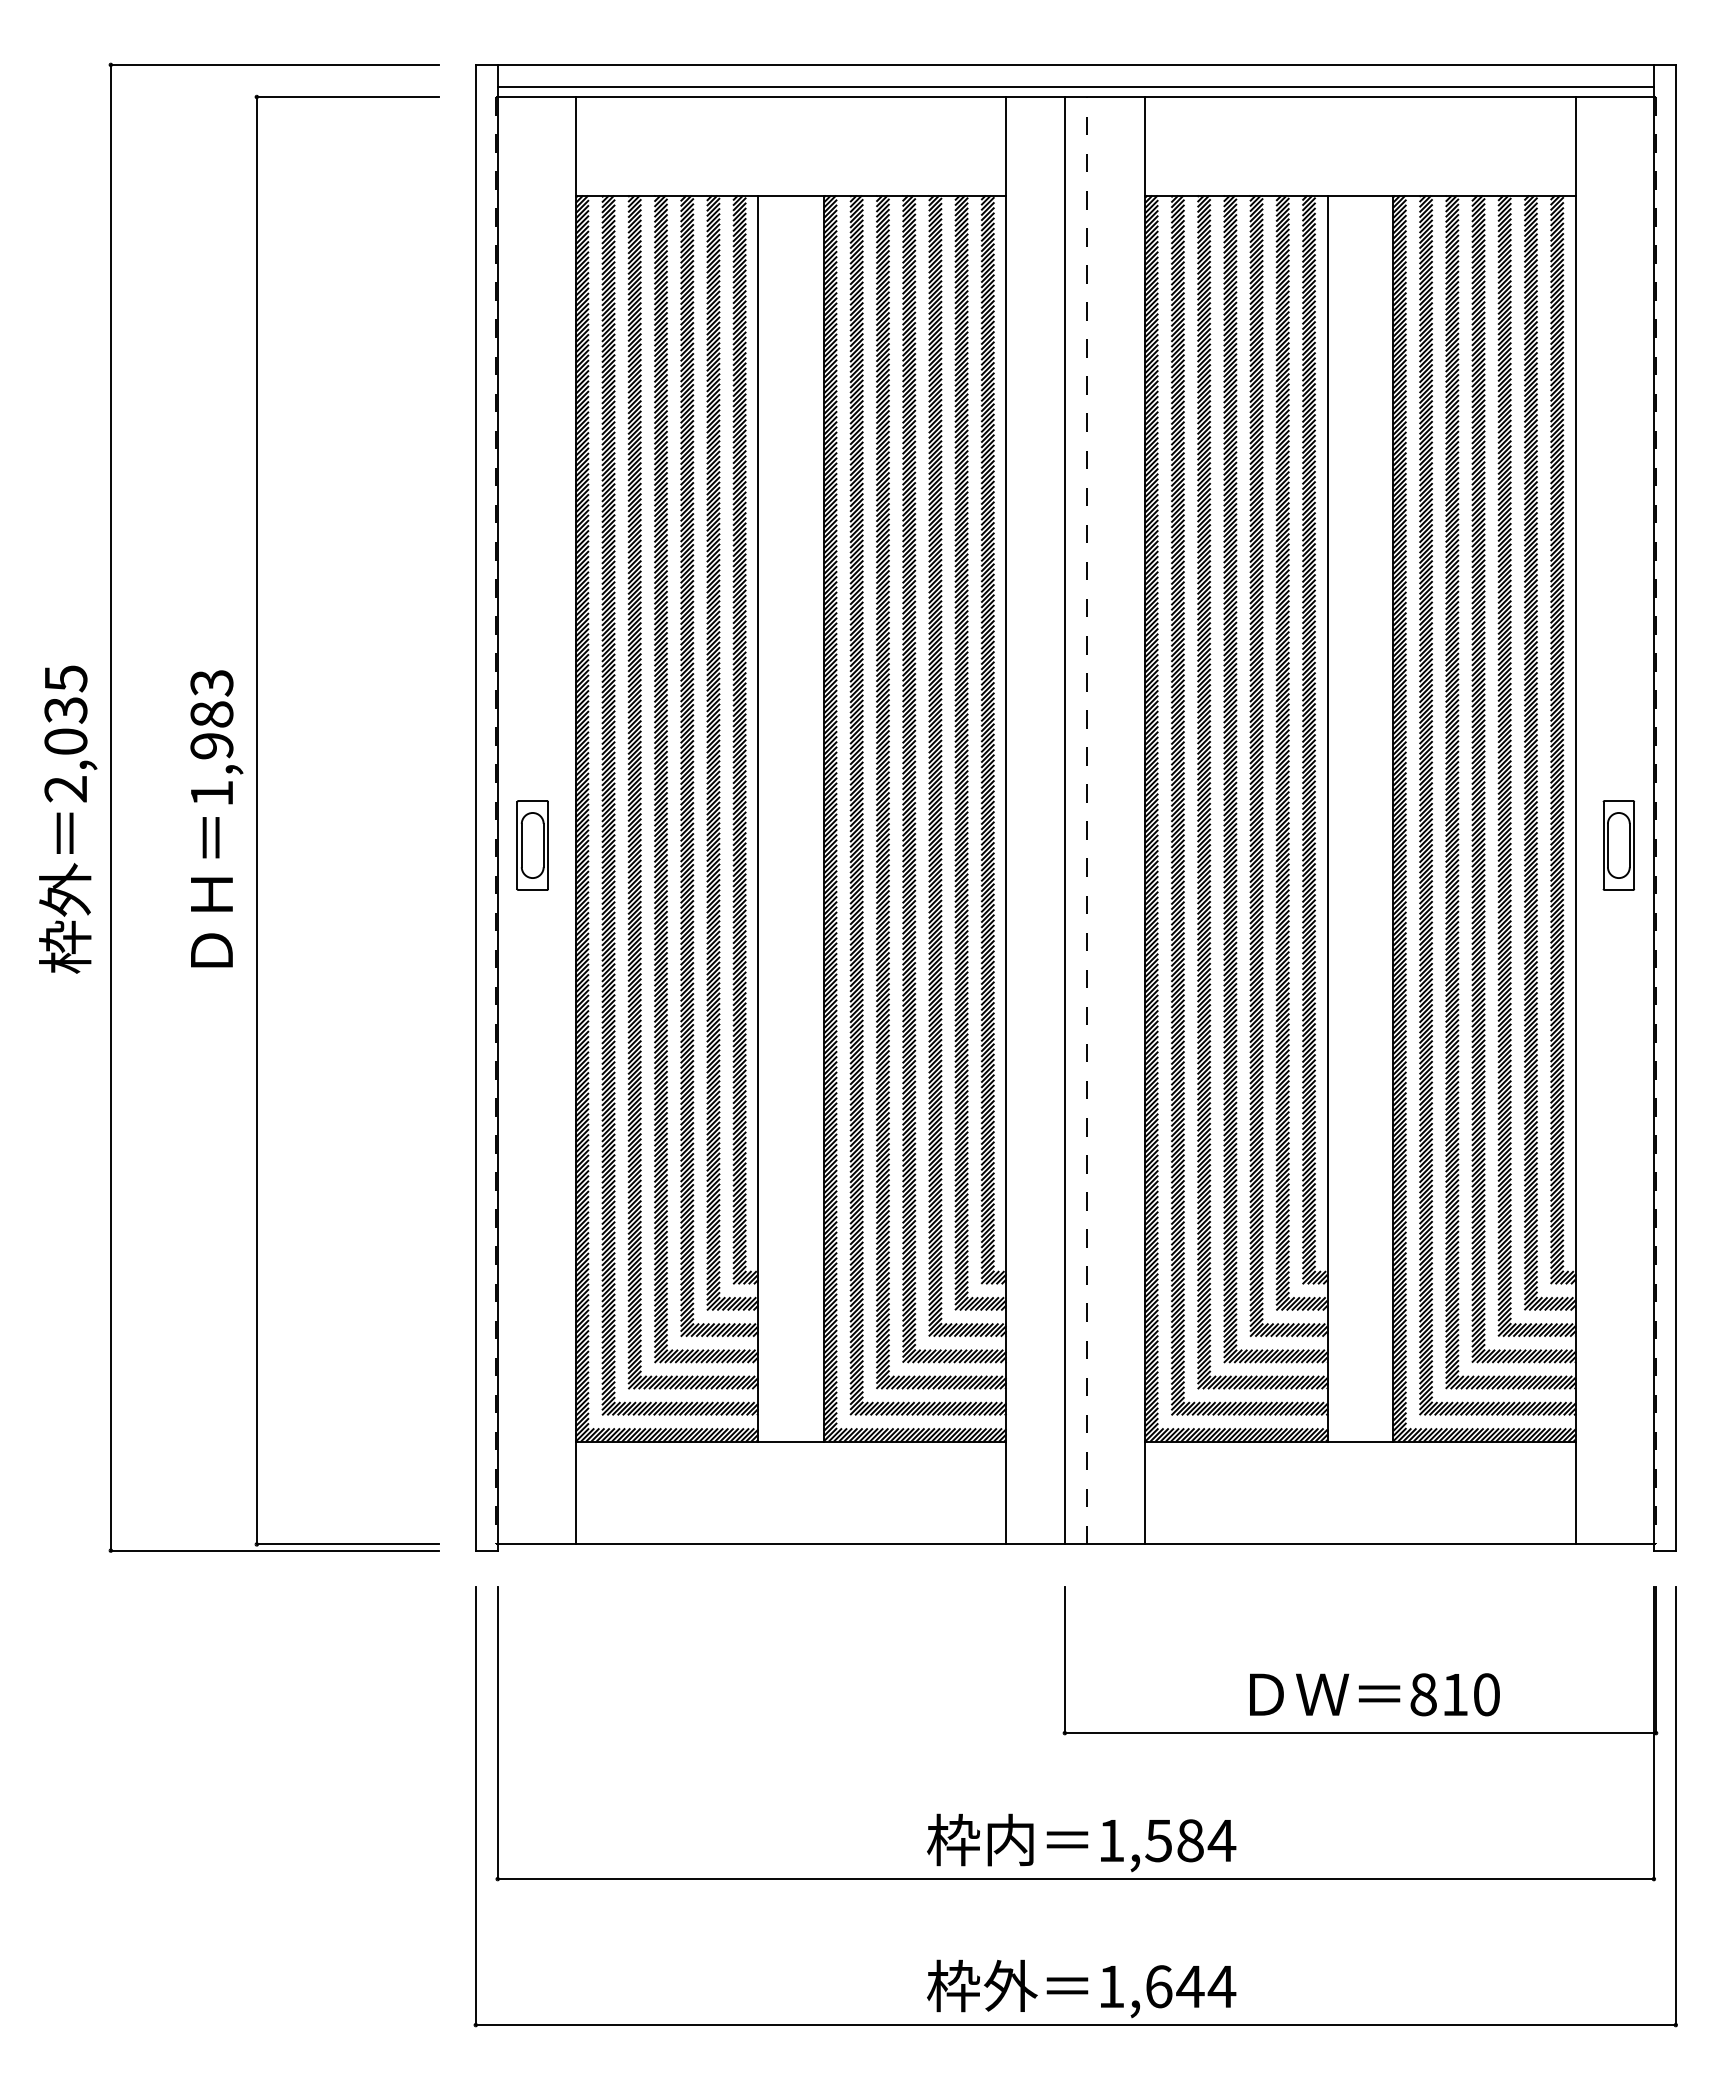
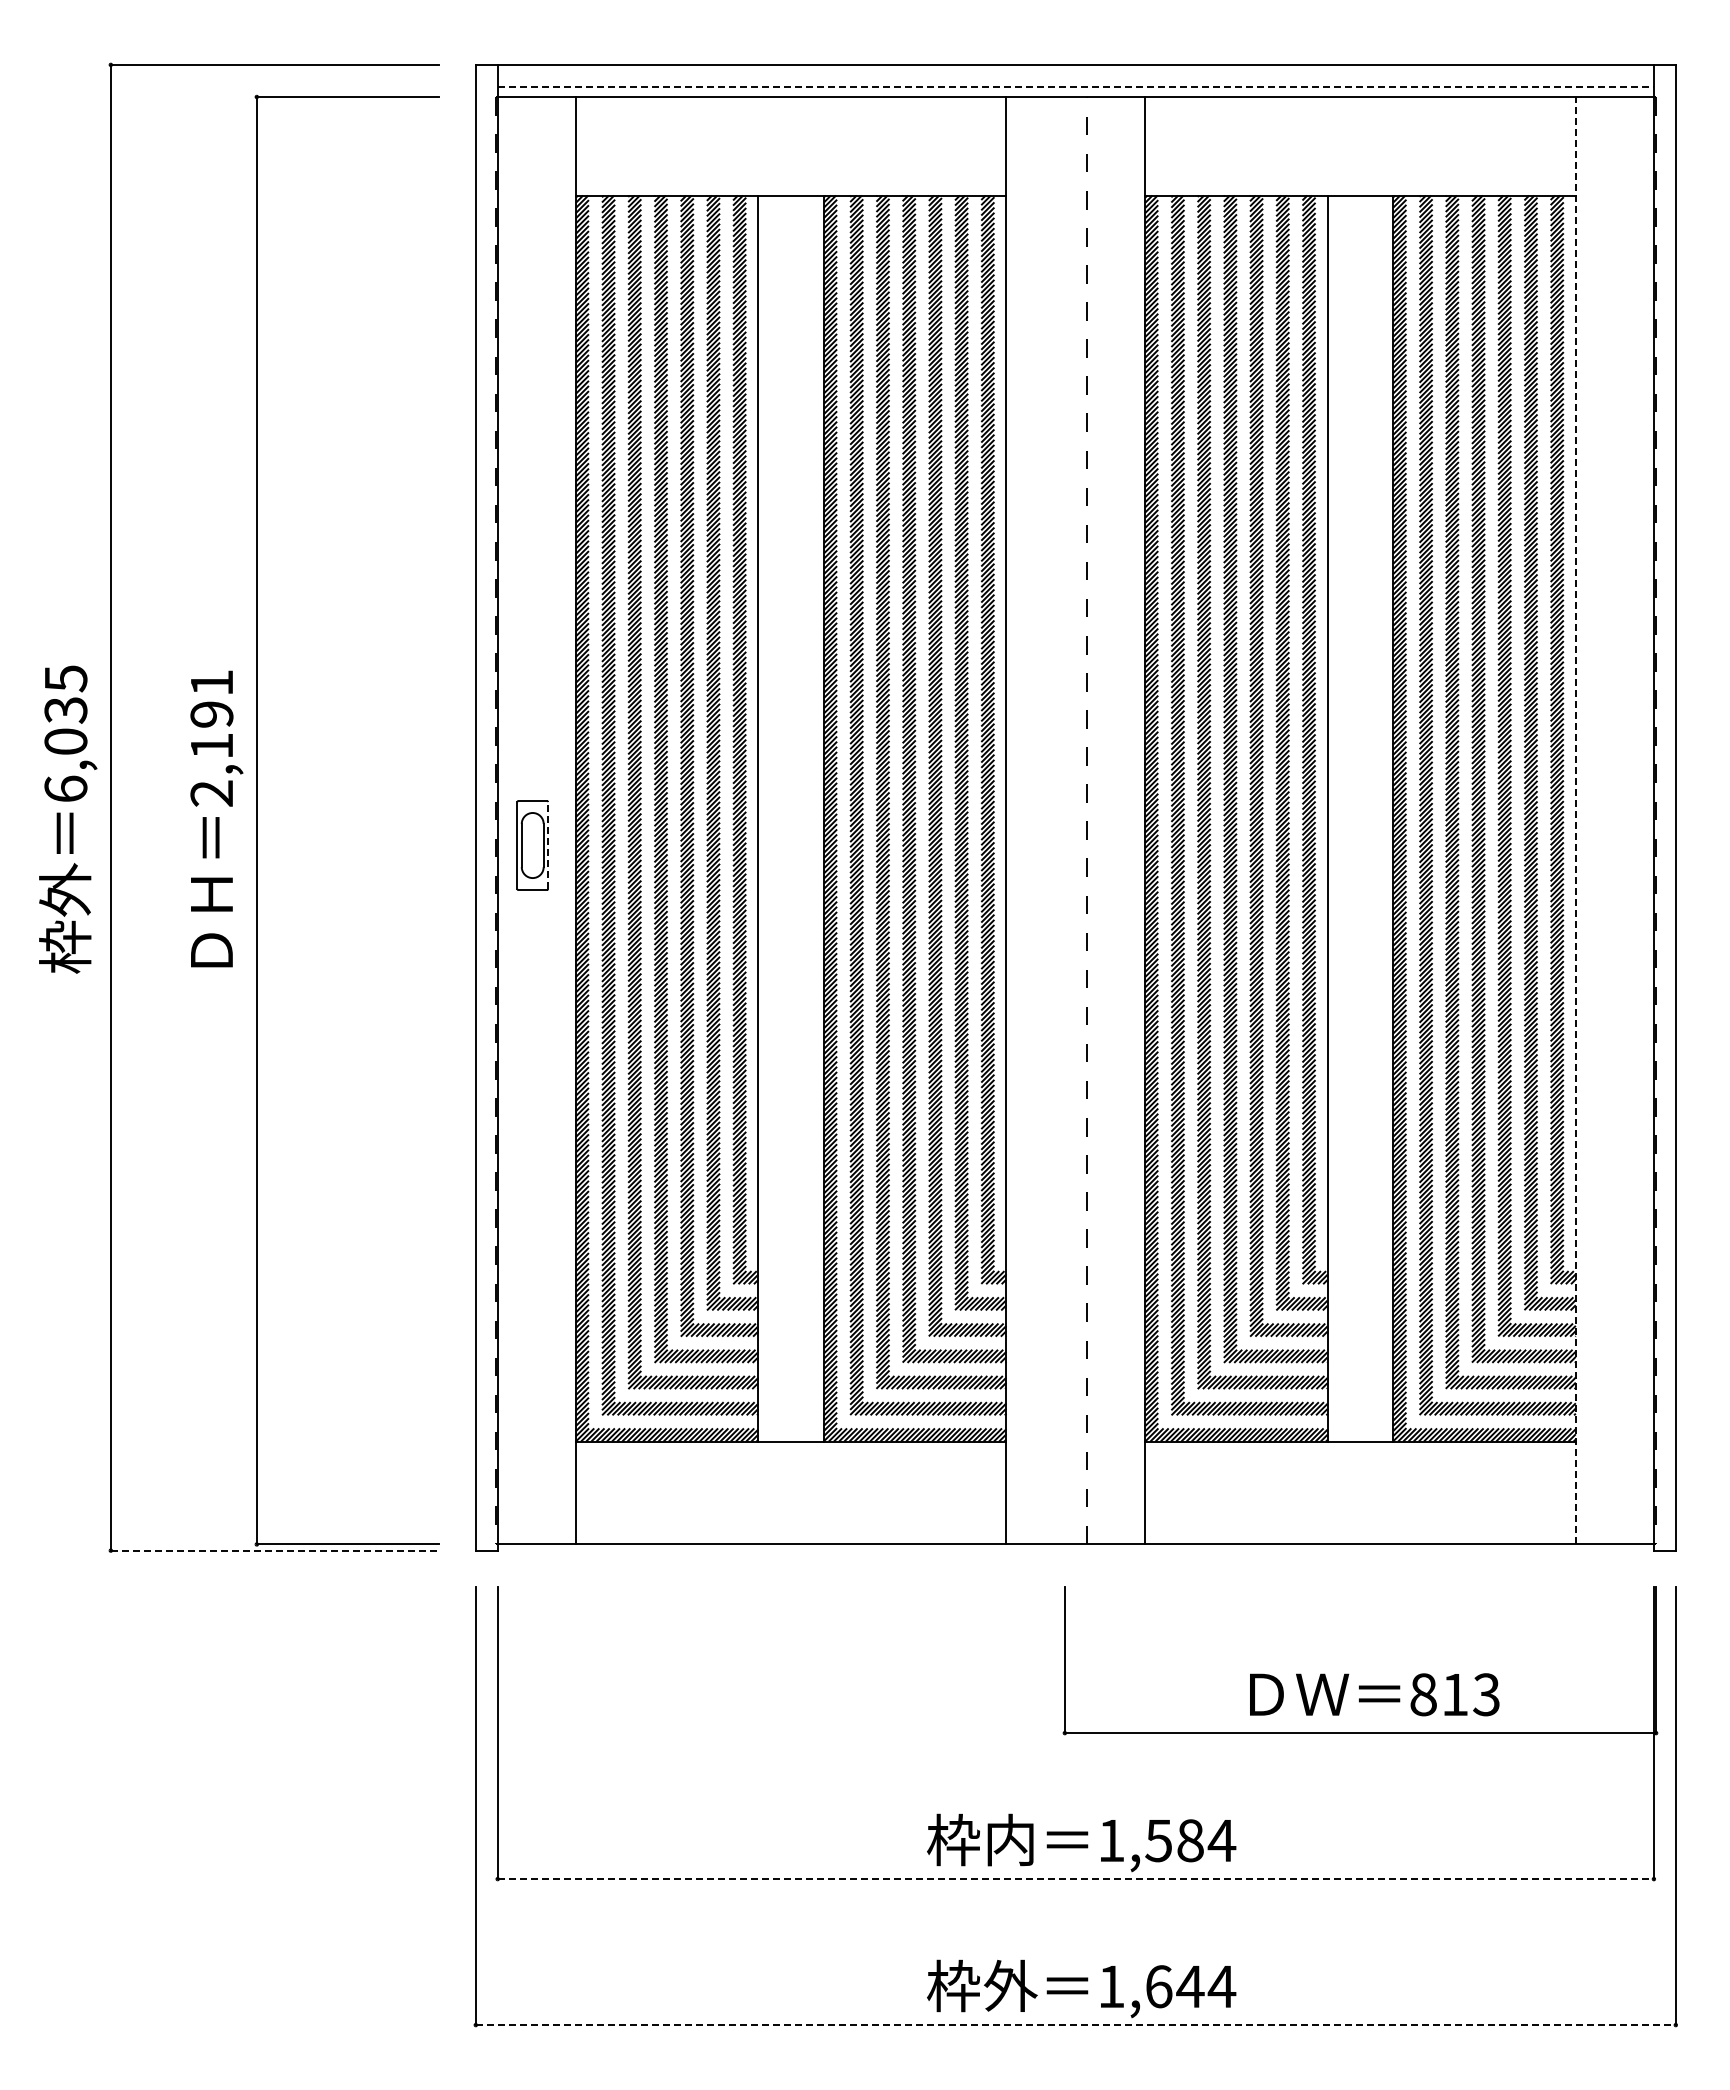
line: solid -> dashed (1076, 86)
text: 1,983 -> 2,191 (211, 738)
text: 2,035 -> 6,035 (65, 788)
line: present -> none (1064, 820)
line: solid -> dashed (1575, 820)
line: solid -> dashed (548, 845)
part: present -> none (1618, 845)
line: solid -> dashed (275, 1550)
text: 810 -> 813 (1486, 1694)
line: solid -> dashed (1076, 1879)
line: solid -> dashed (1076, 2025)
